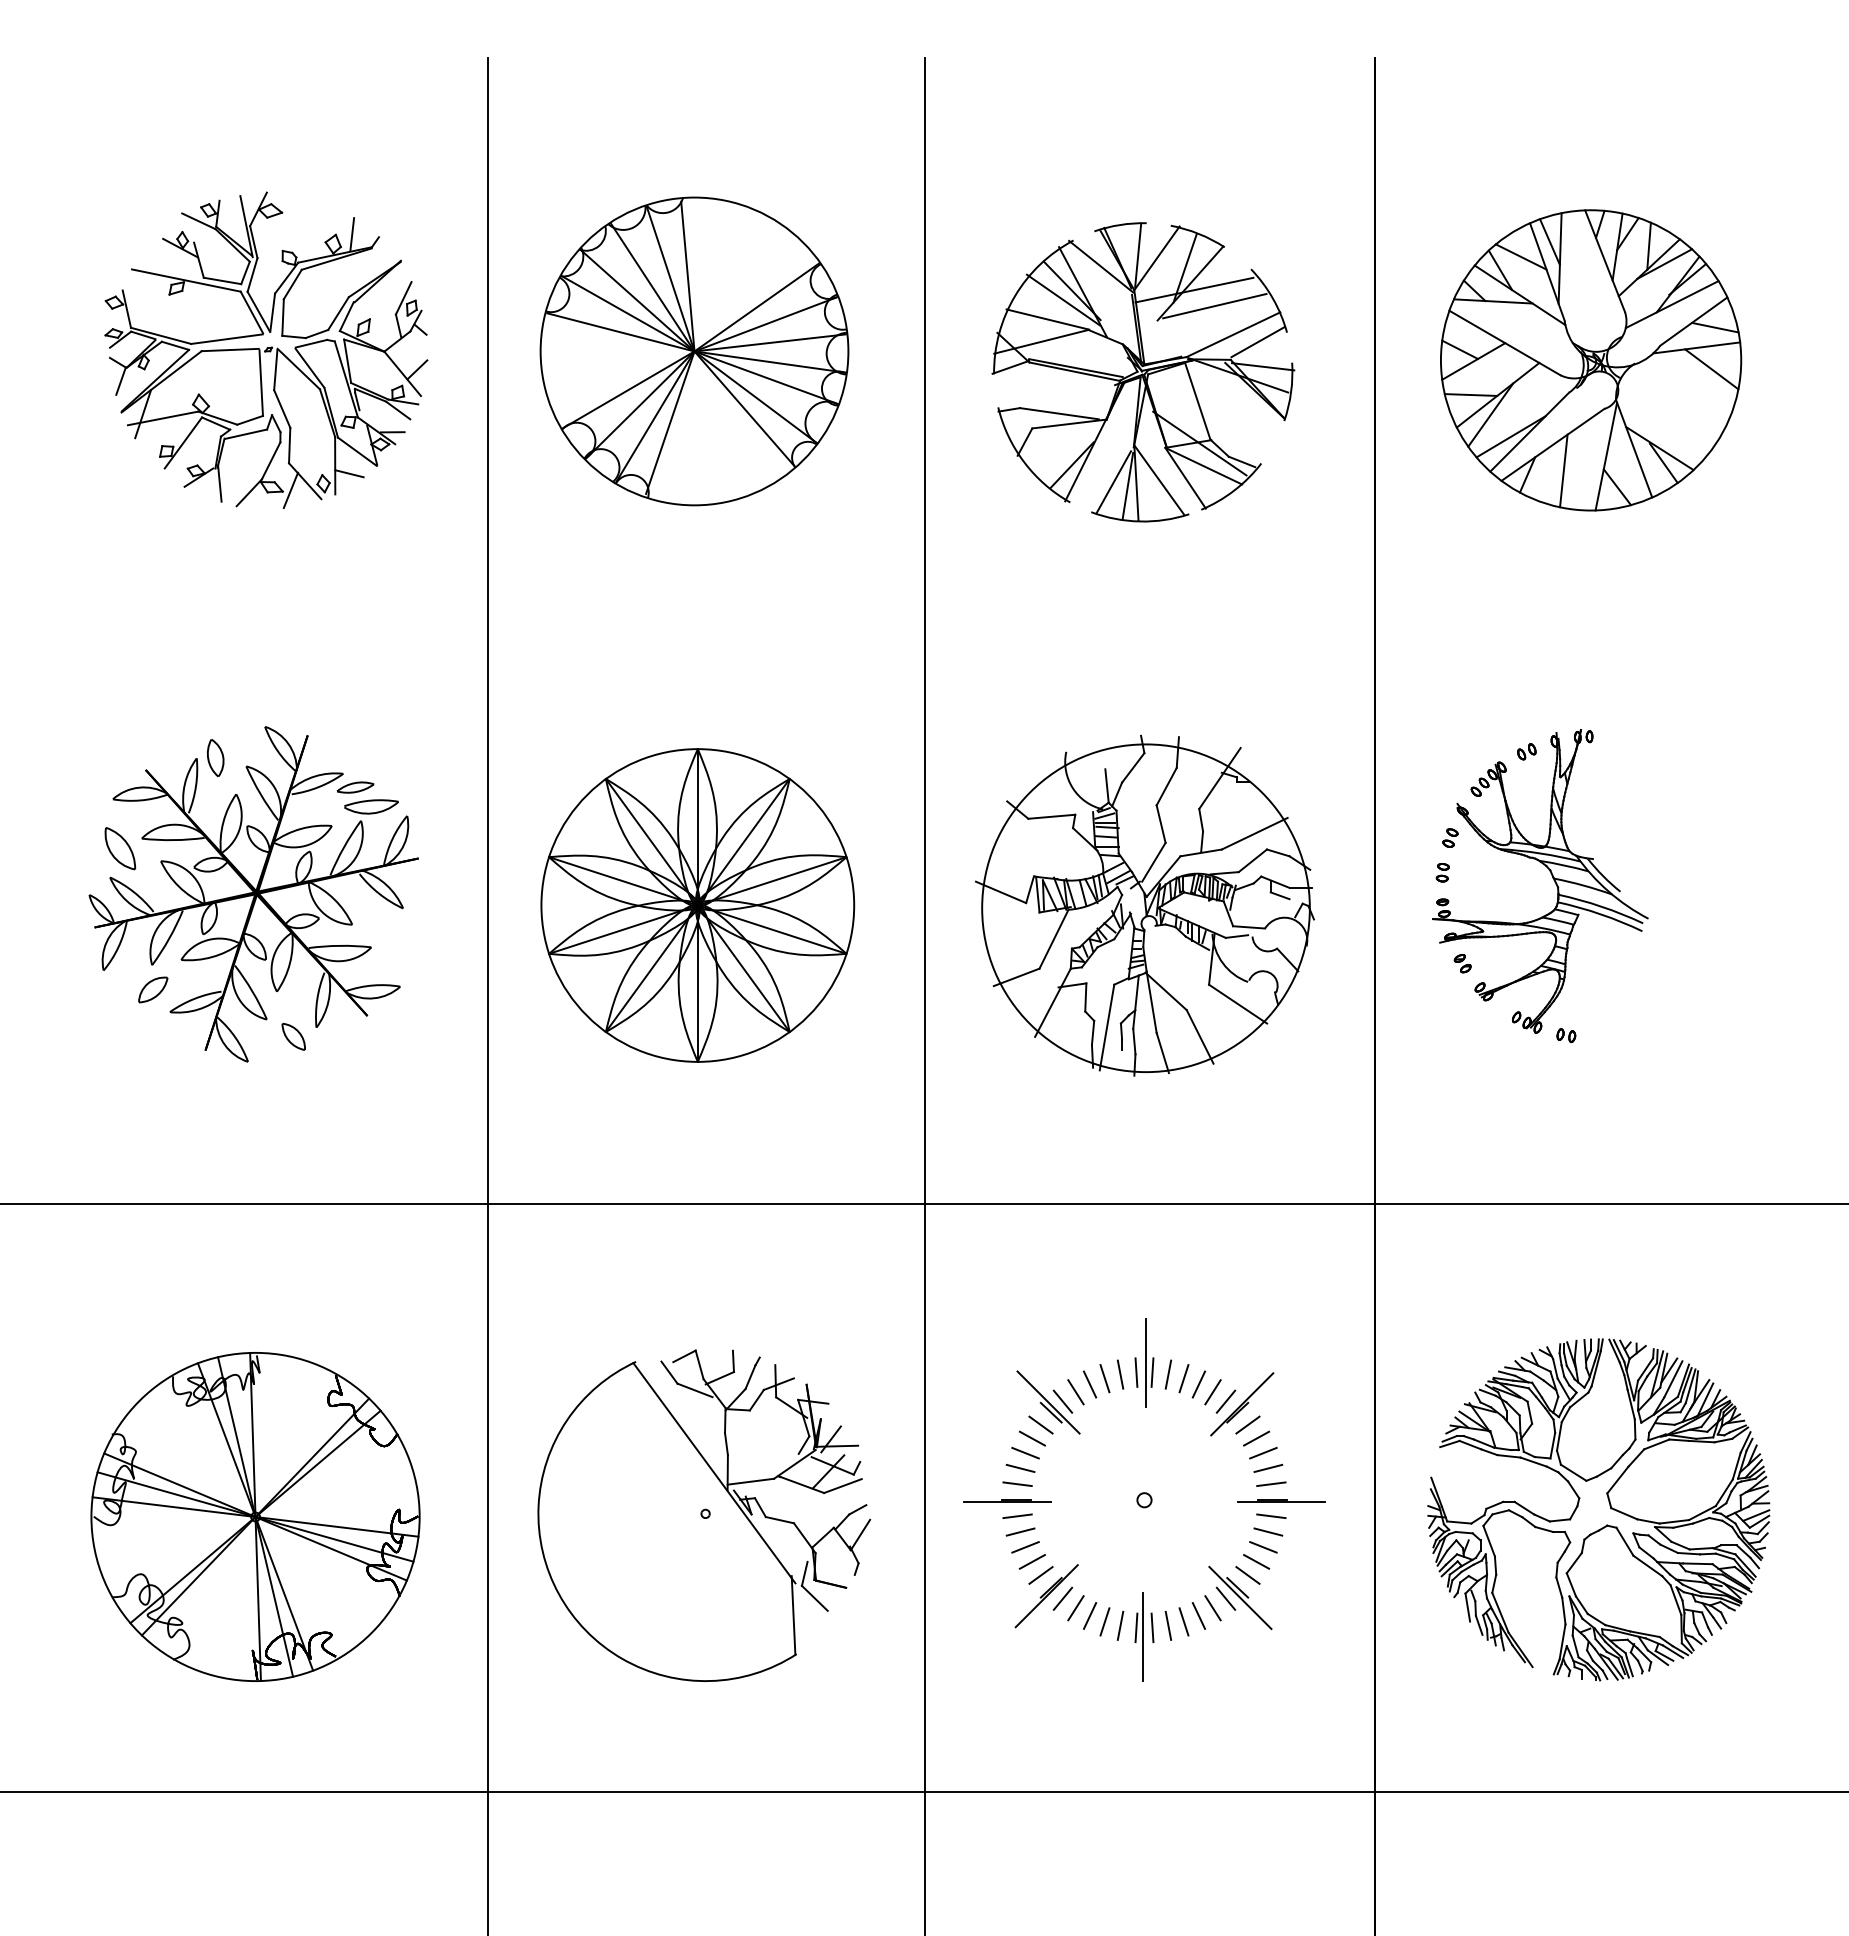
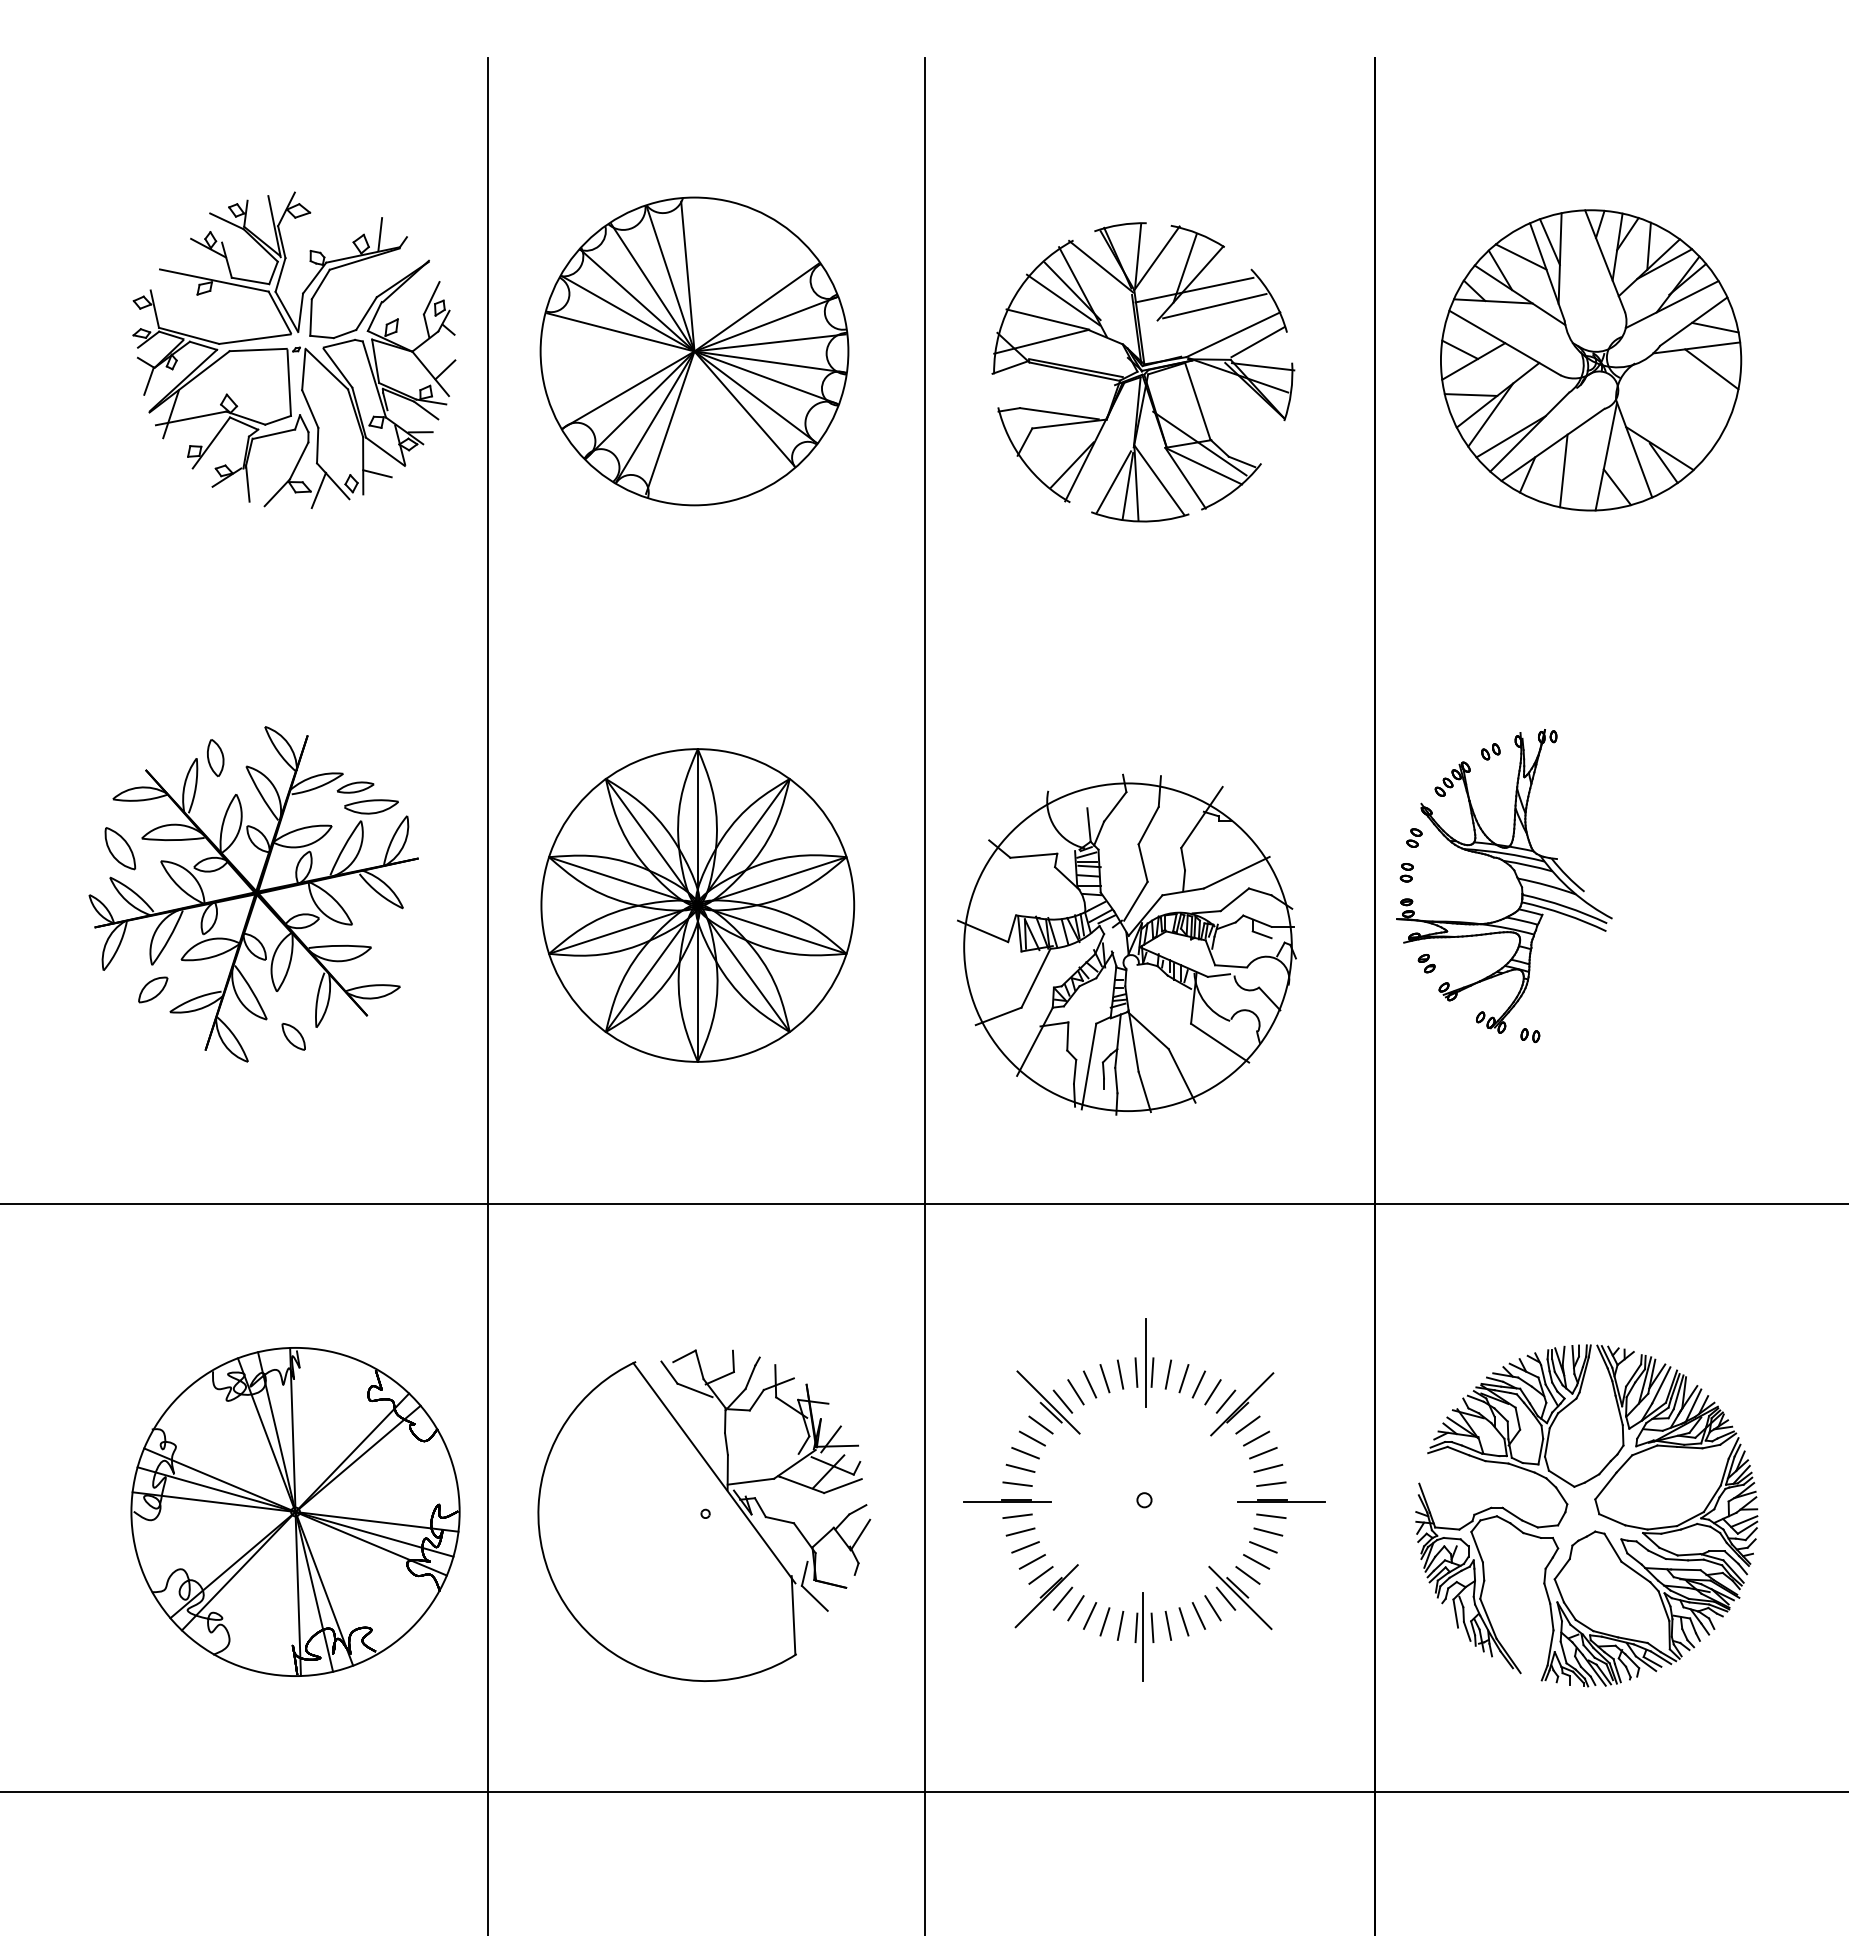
part position: (266, 349) -> (294, 349) (294, 349)
part position: (1553, 880) -> (1517, 880) (1517, 880)
part position: (1144, 905) -> (1126, 944) (1126, 944)
part position: (1609, 1506) -> (1597, 1512) (1597, 1512)
part position: (255, 1516) -> (295, 1511) (295, 1511)
